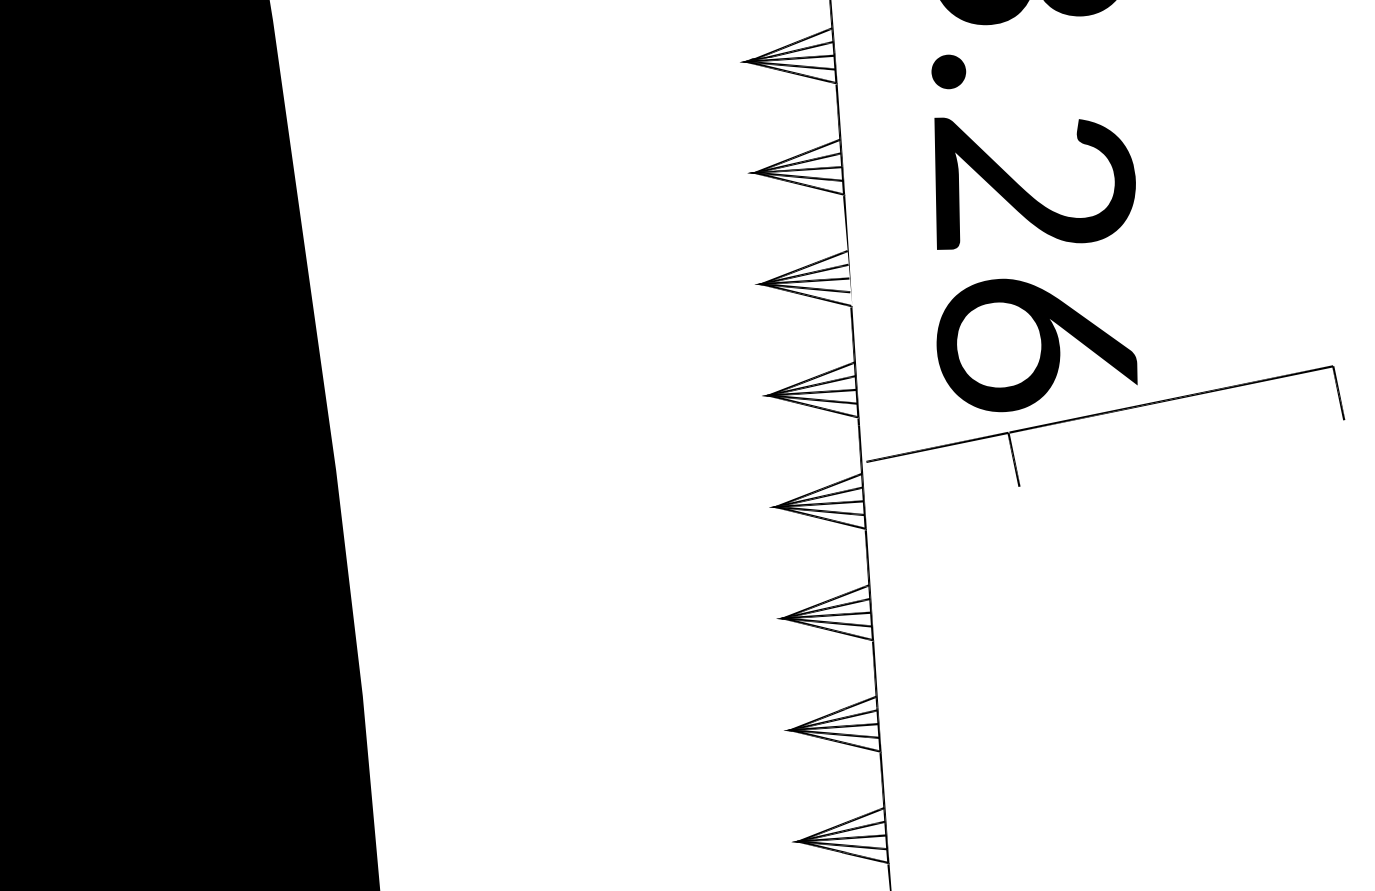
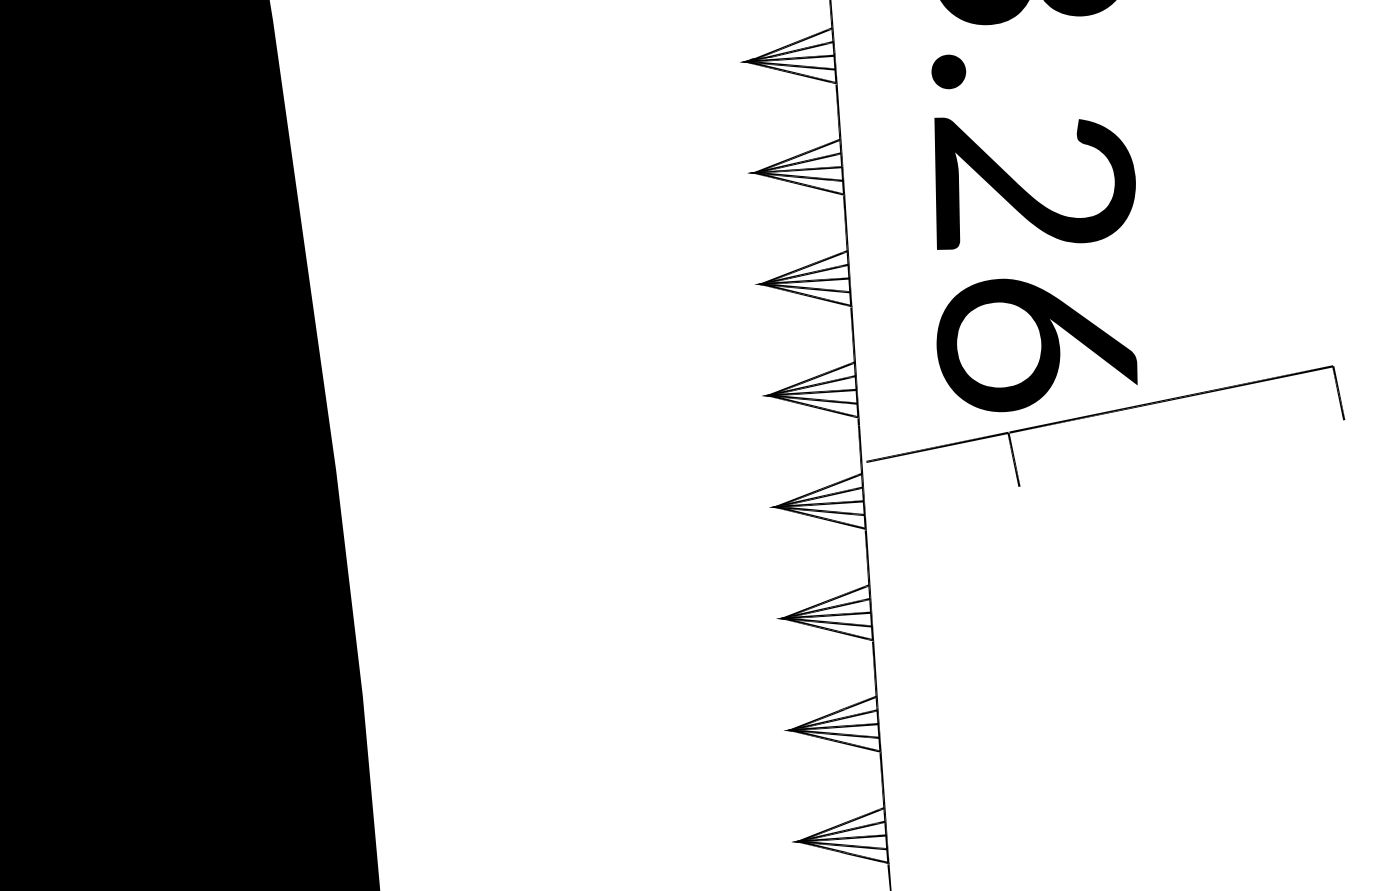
fill: none -> present (847, 251)
